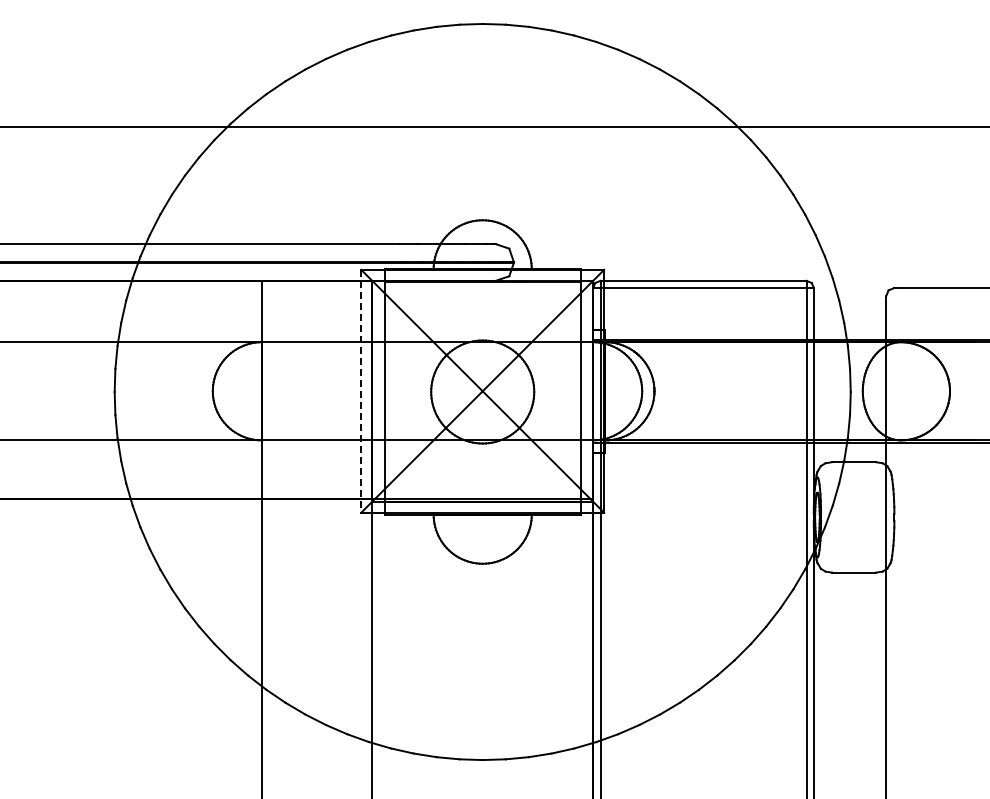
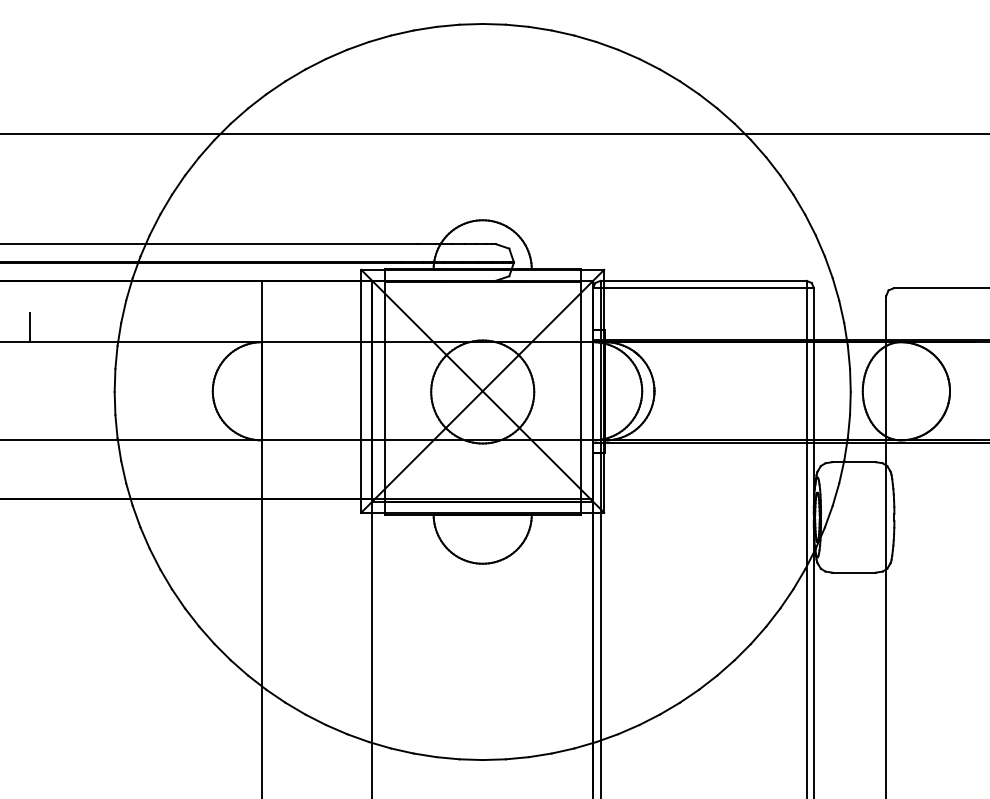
line position: (494, 126) -> (494, 133) (494, 133)
line: none -> present (29, 327)
line: dashed -> solid (361, 391)
